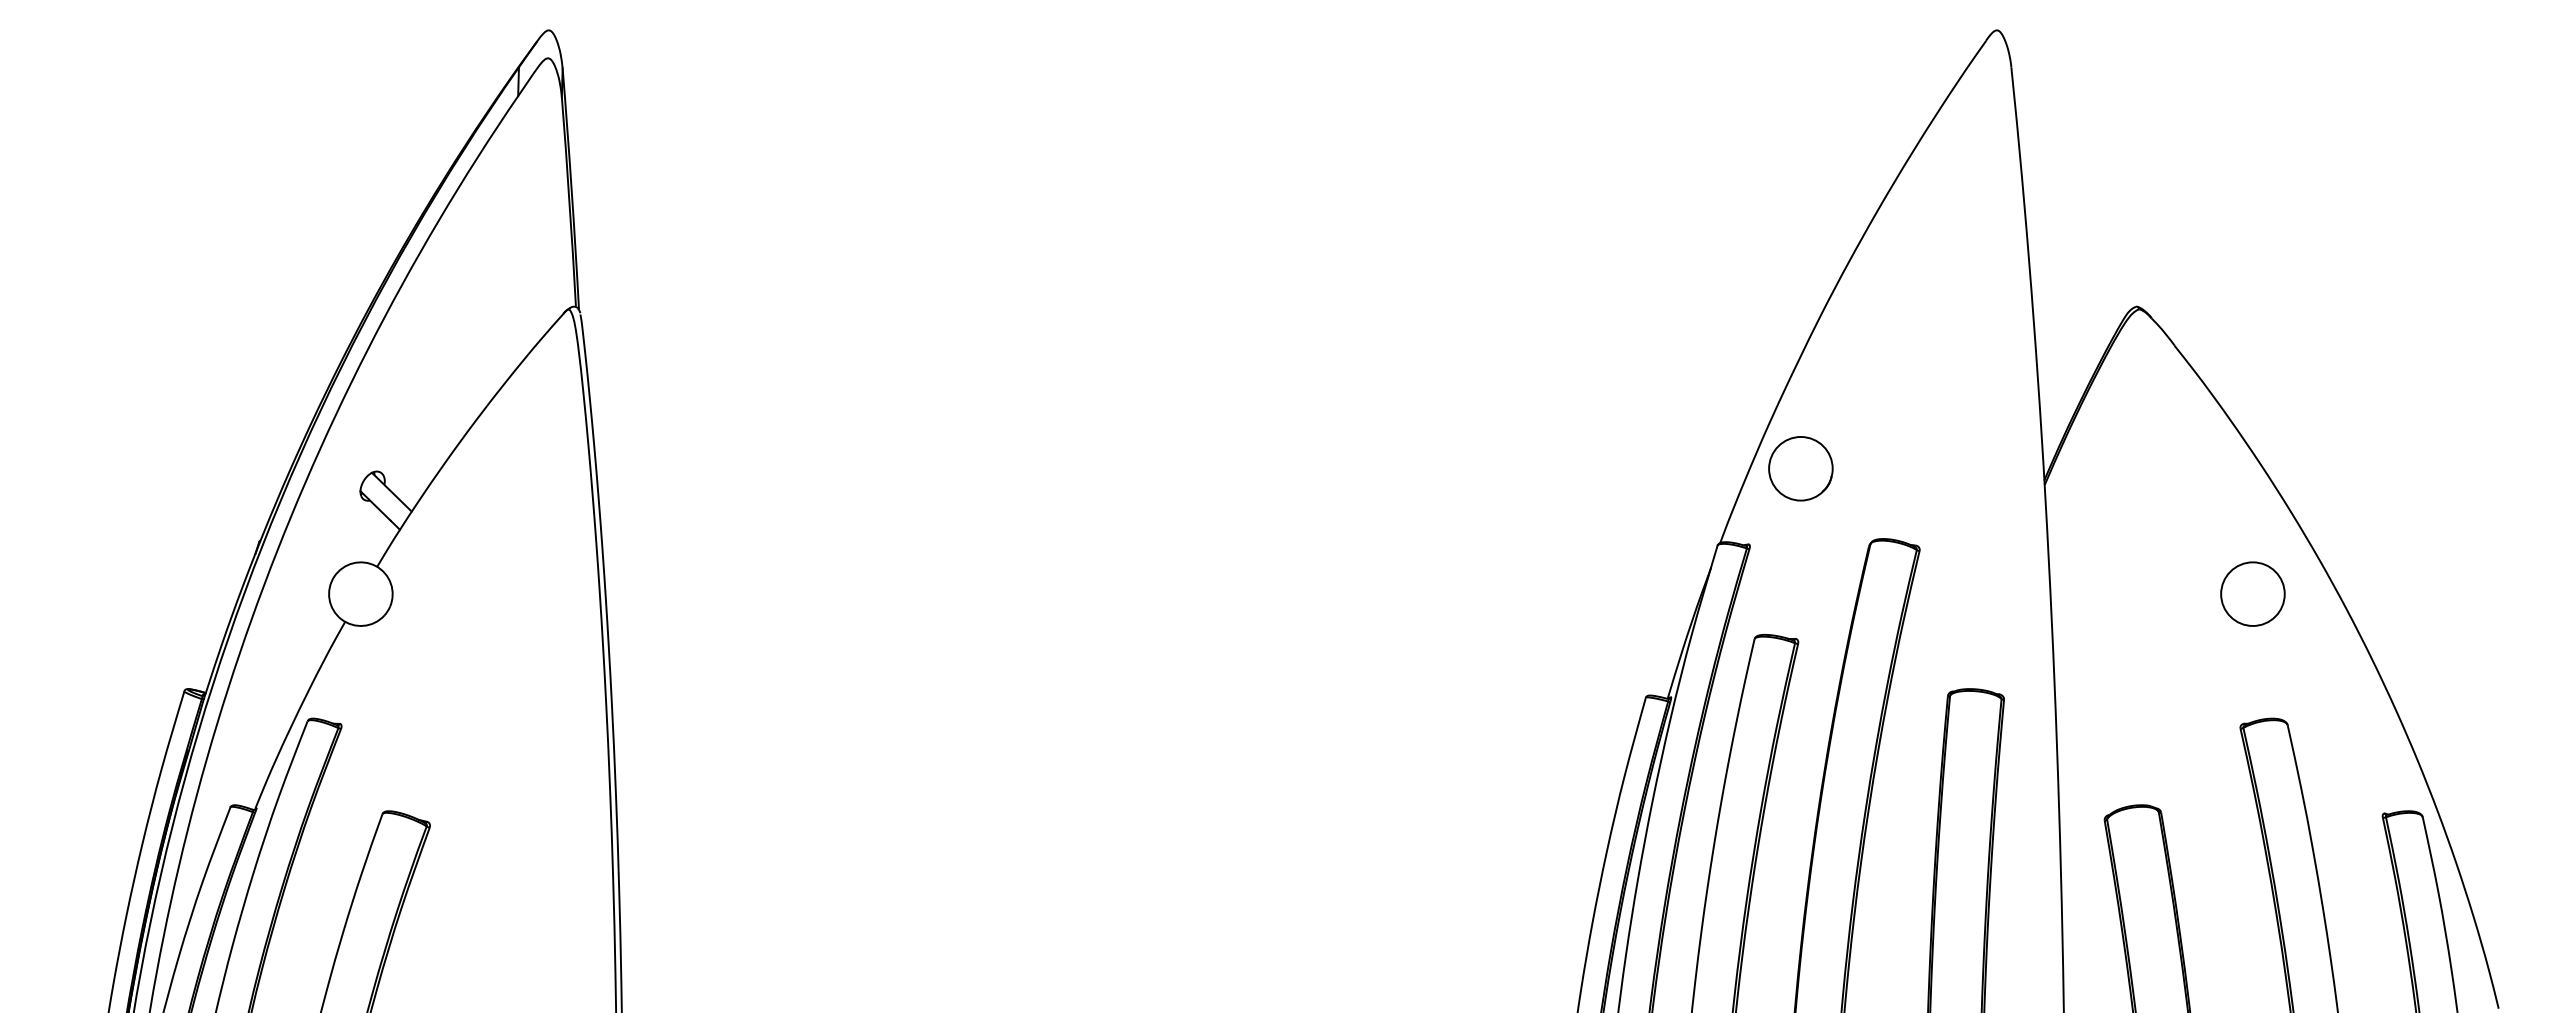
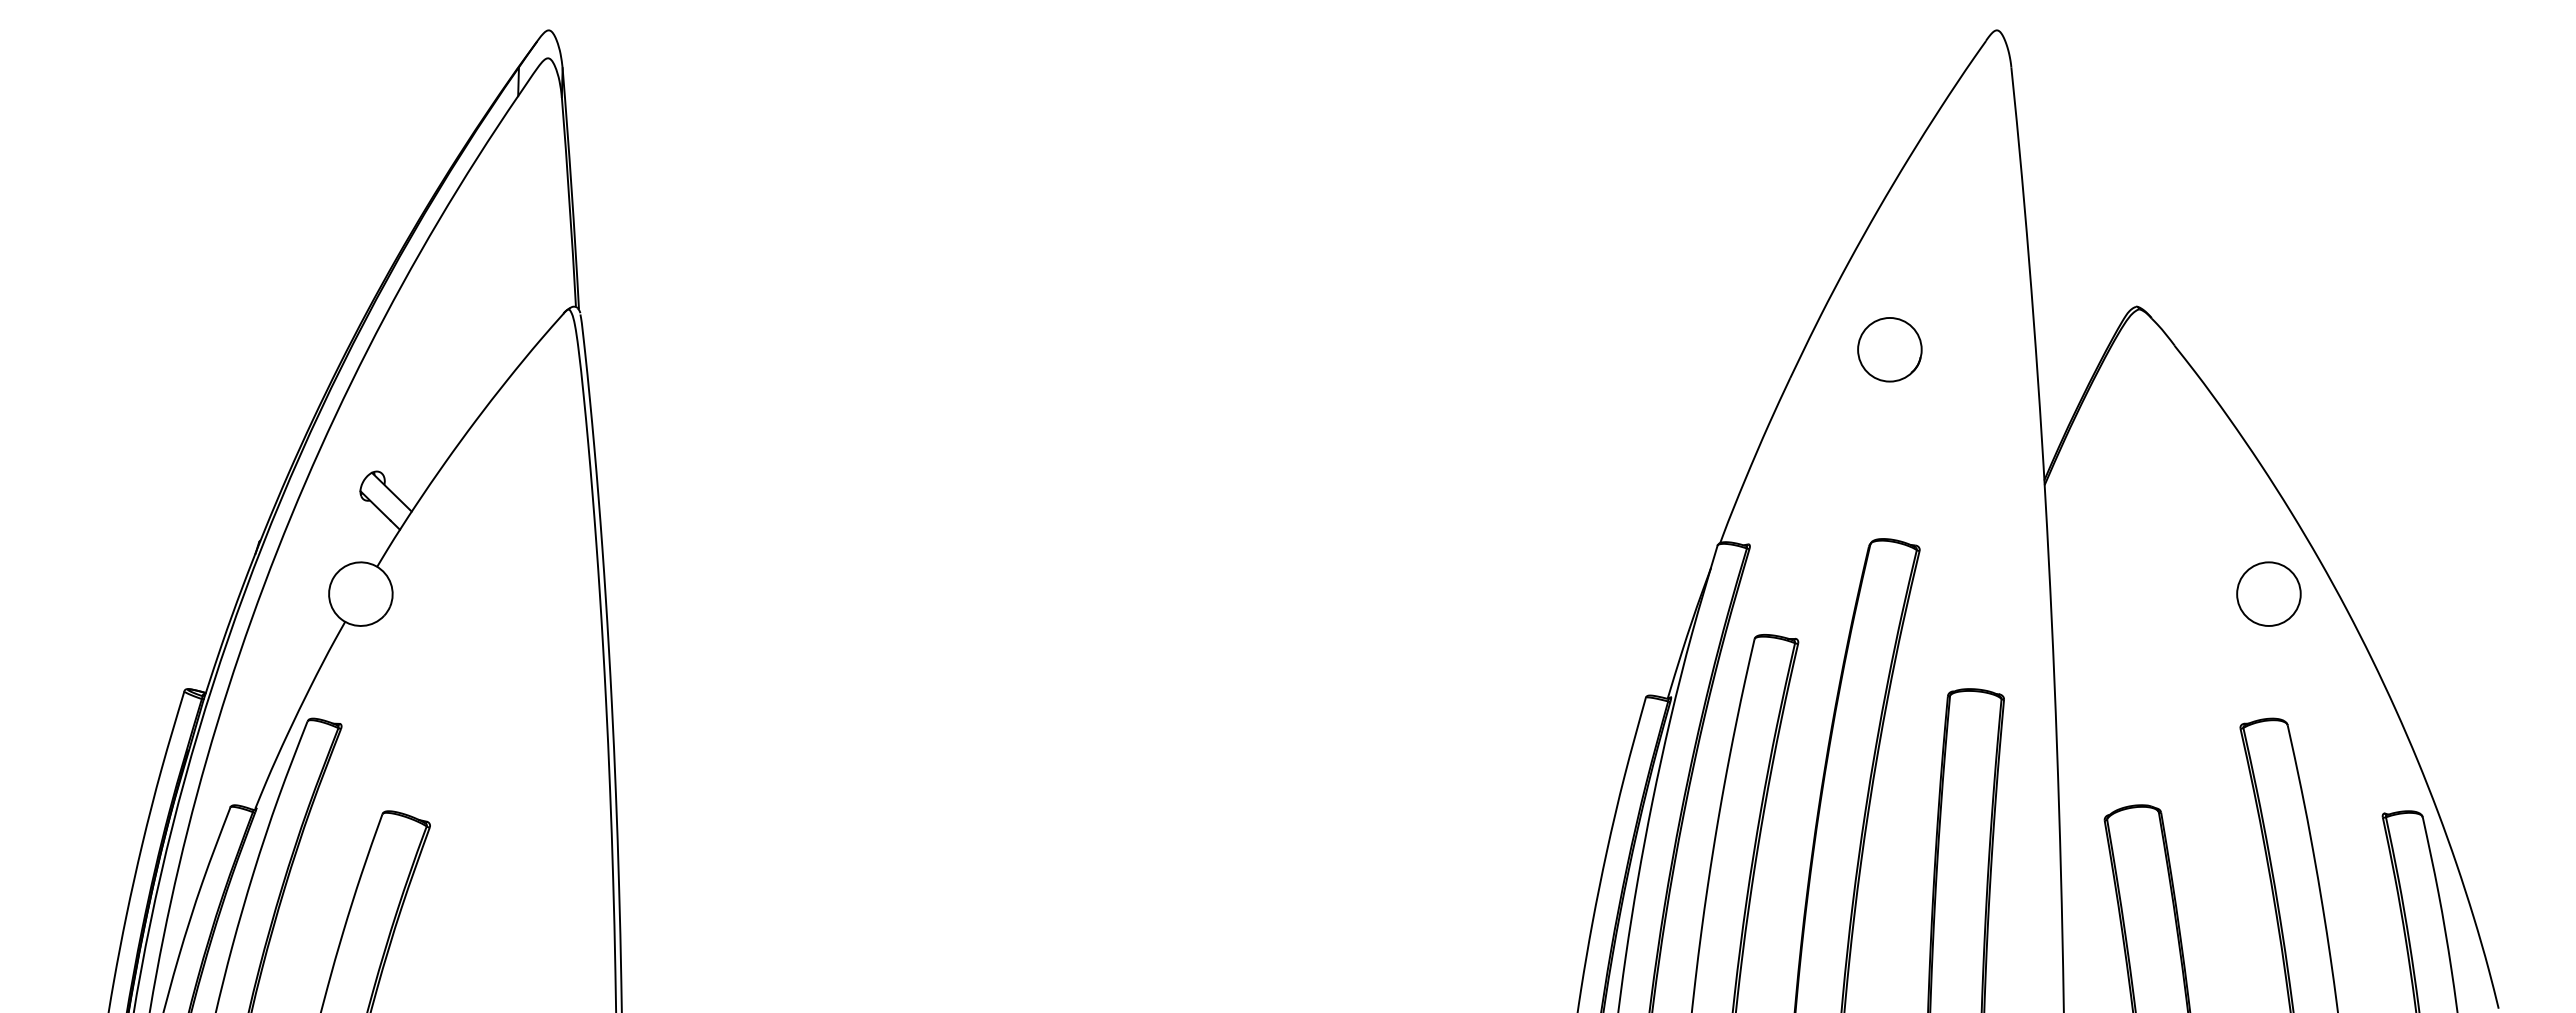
circle position: (1800, 468) -> (1889, 349) (1889, 349)
circle position: (2252, 593) -> (2268, 593) (2268, 593)
